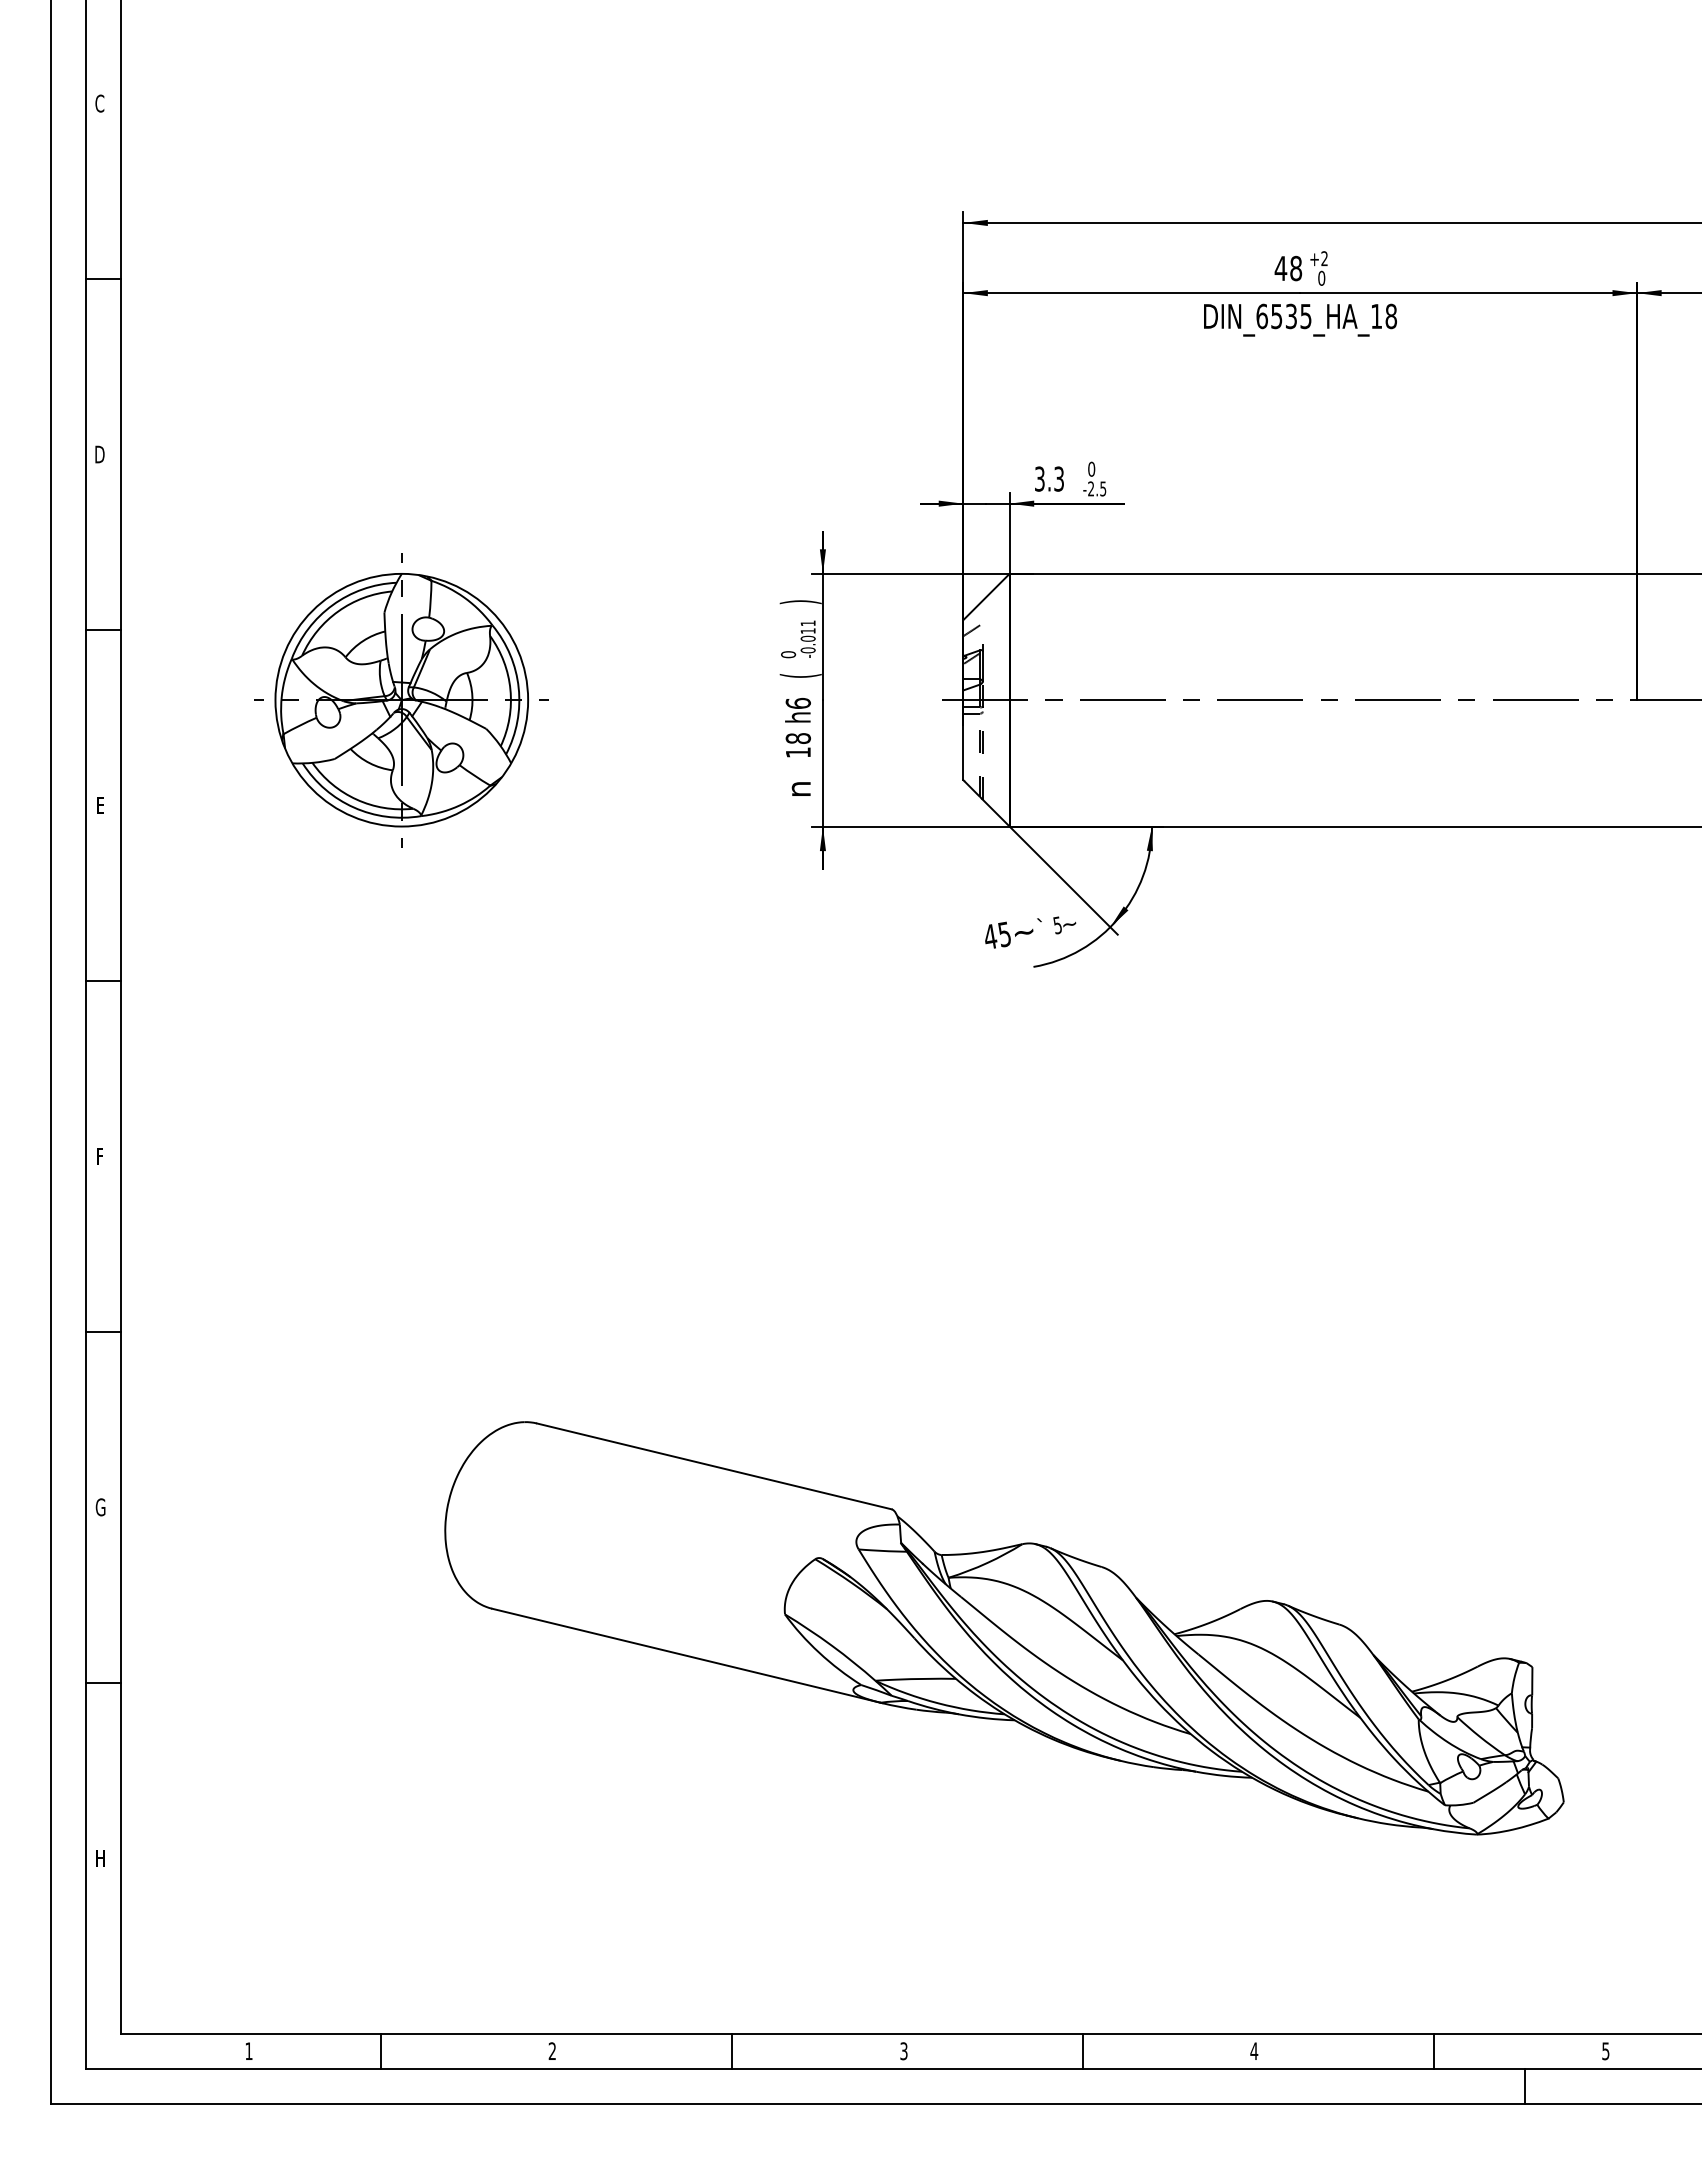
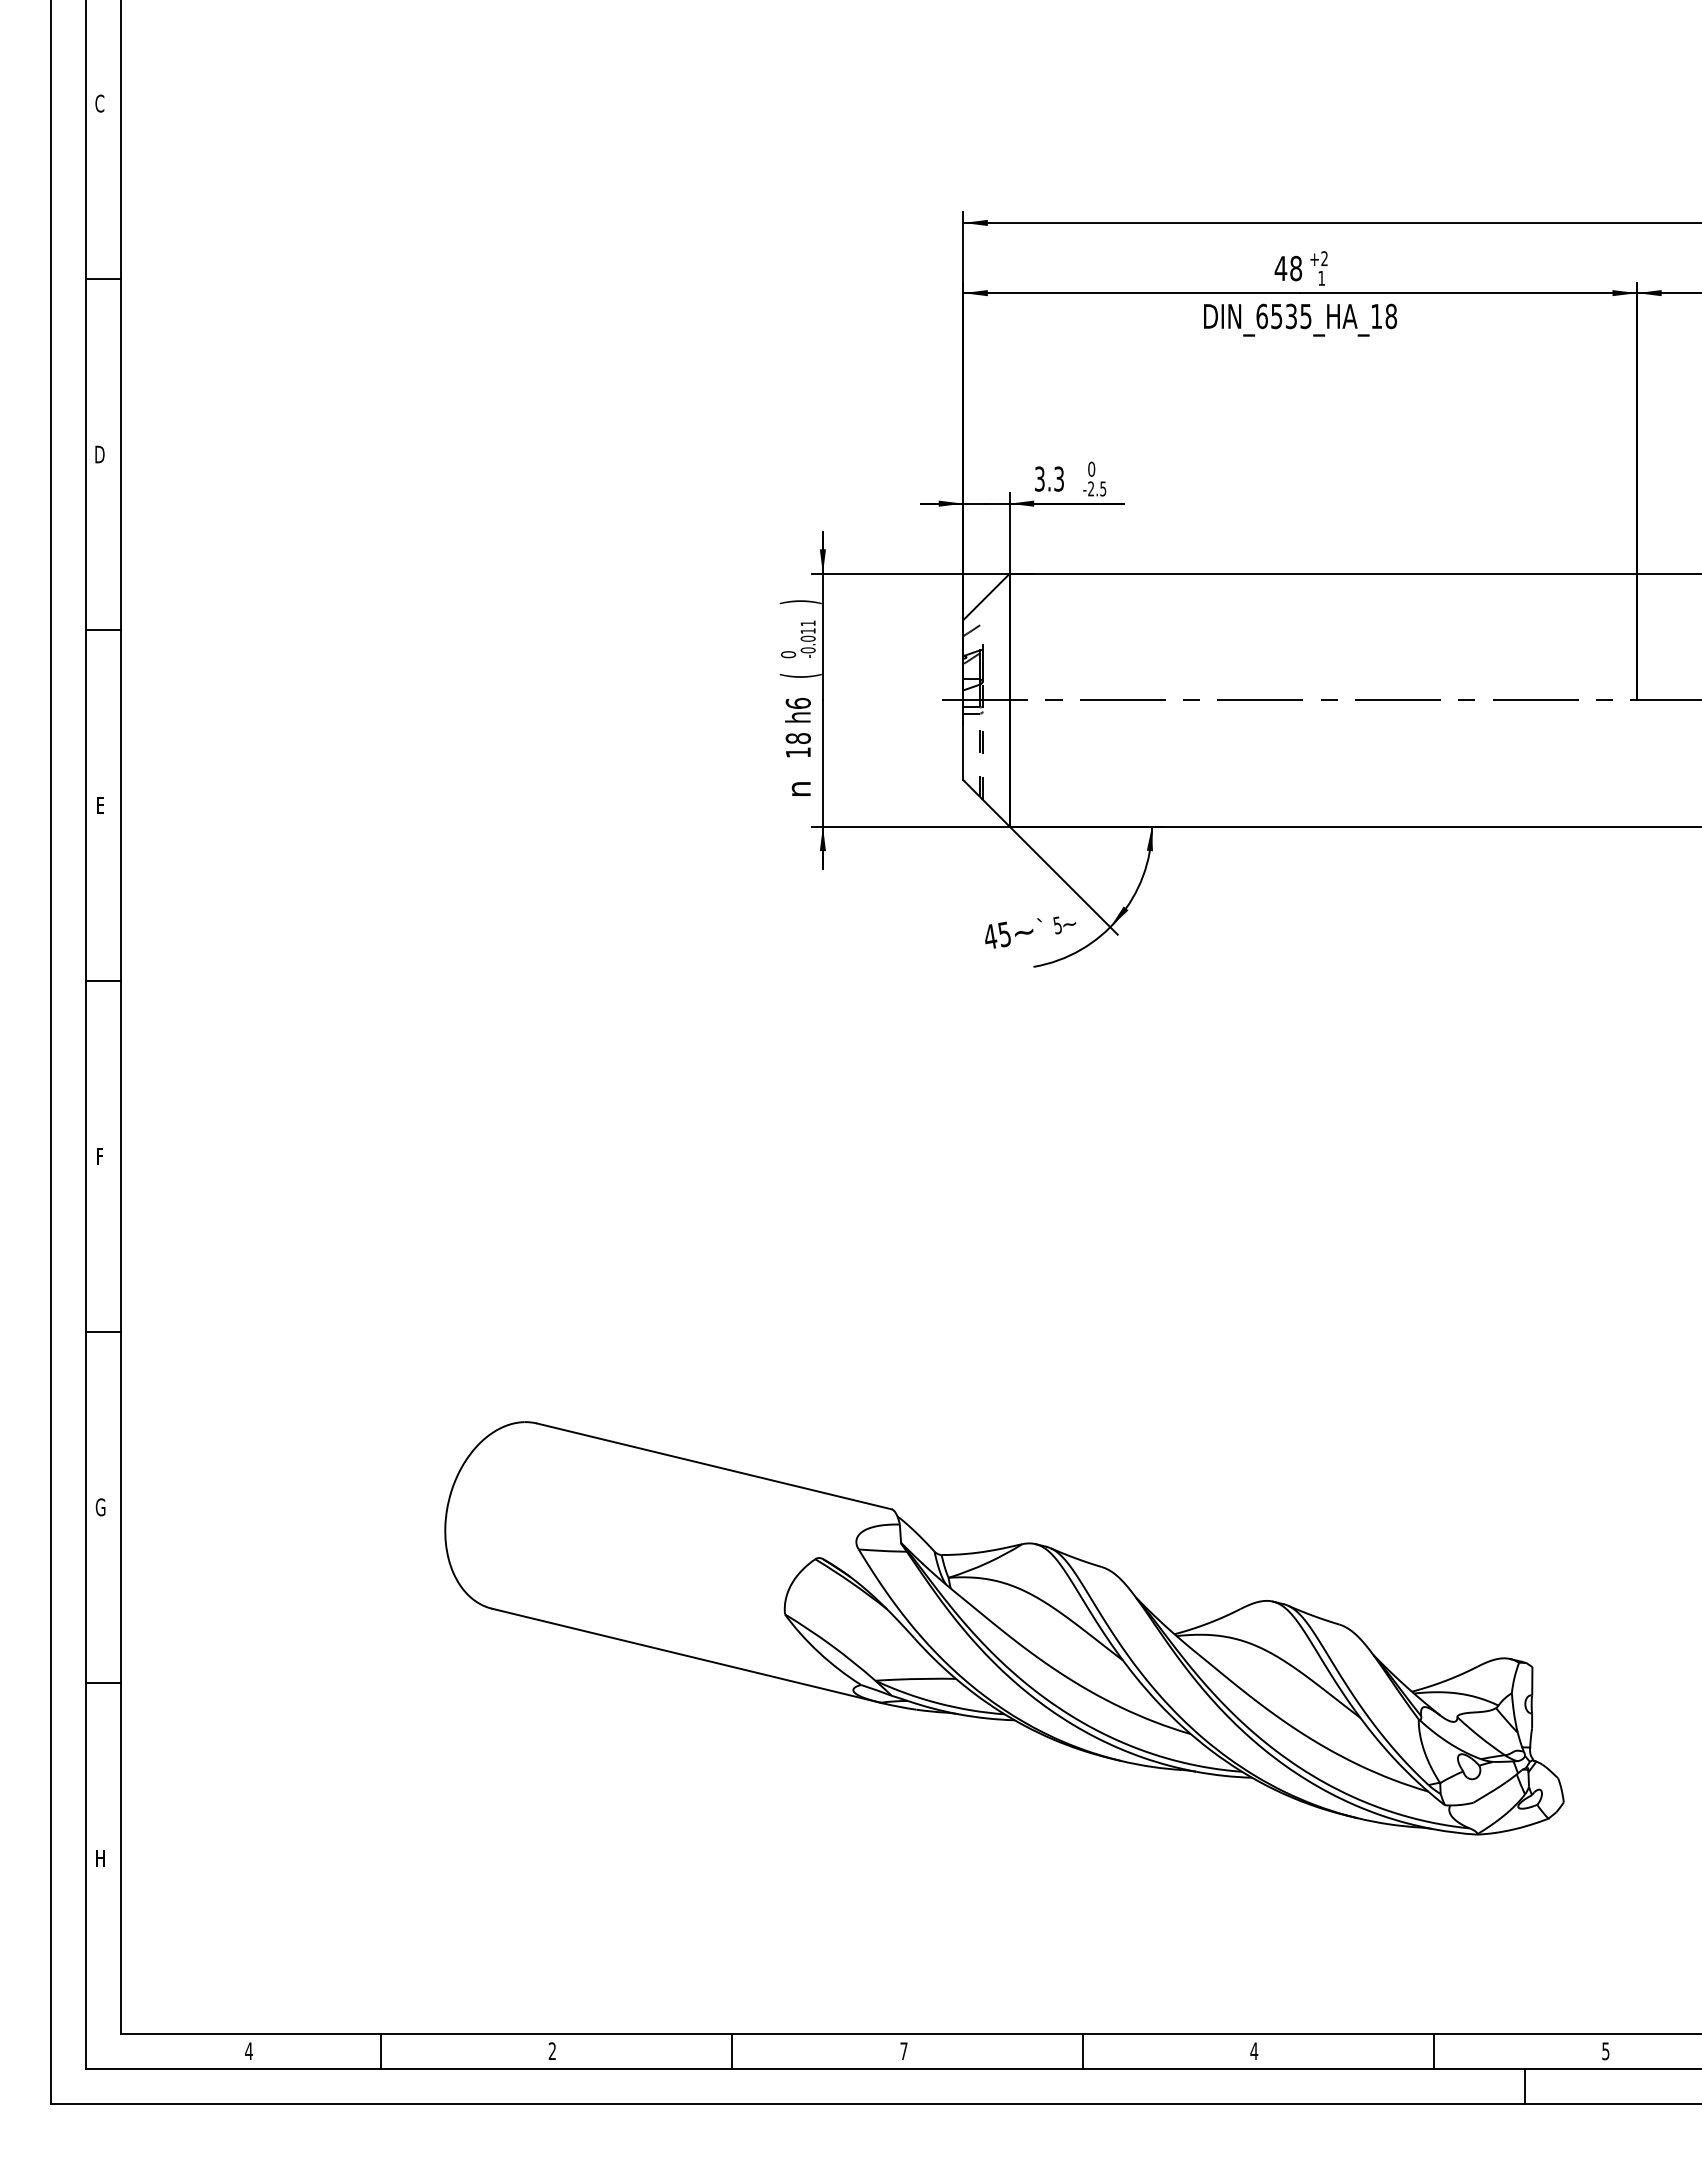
text: 0 -> 1 (1321, 277)
part: present -> none (401, 700)
text: 1 -> 4 (248, 2050)
text: 3 -> 7 (903, 2051)
